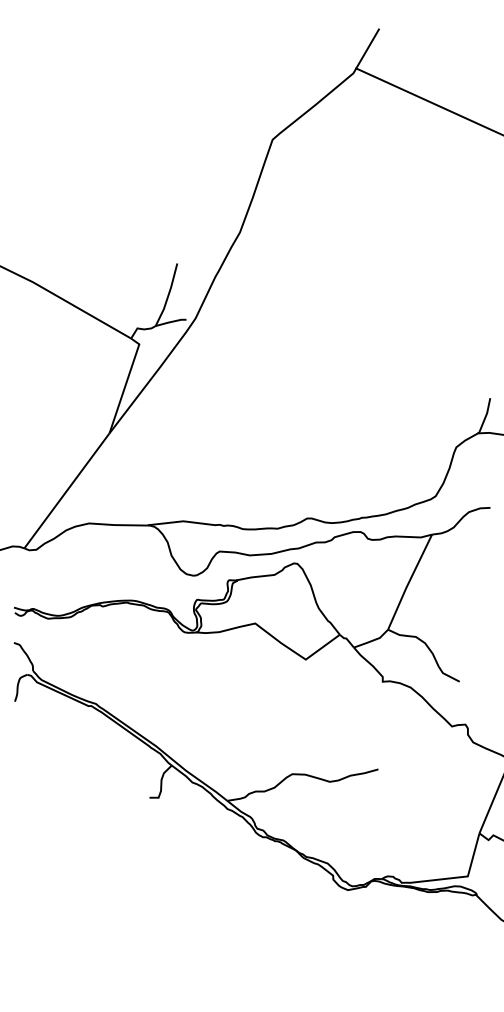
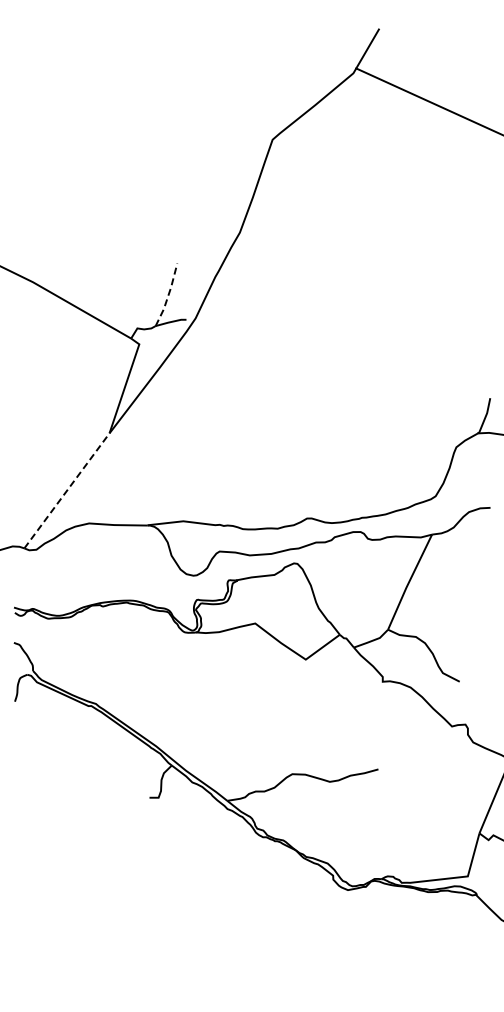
line: solid -> dashed (168, 295)
line: solid -> dashed (67, 490)
